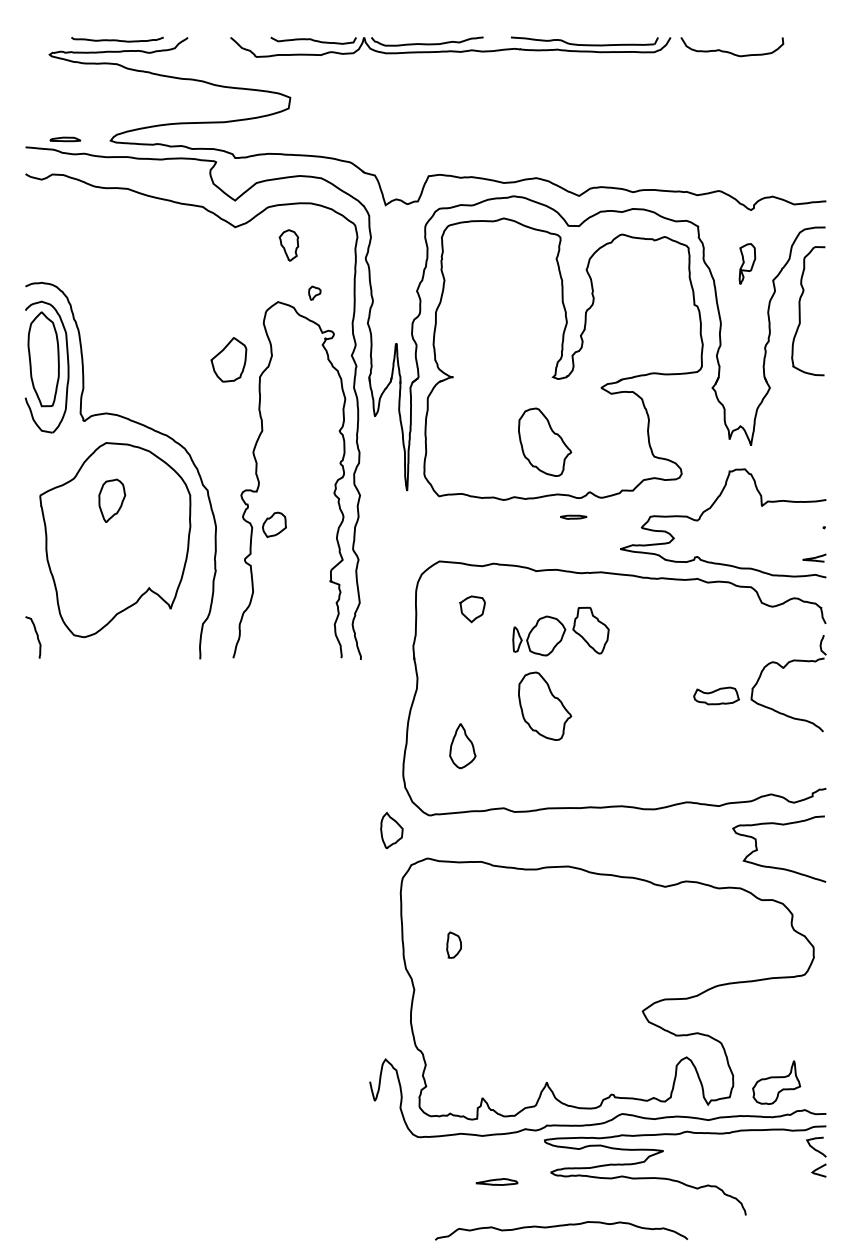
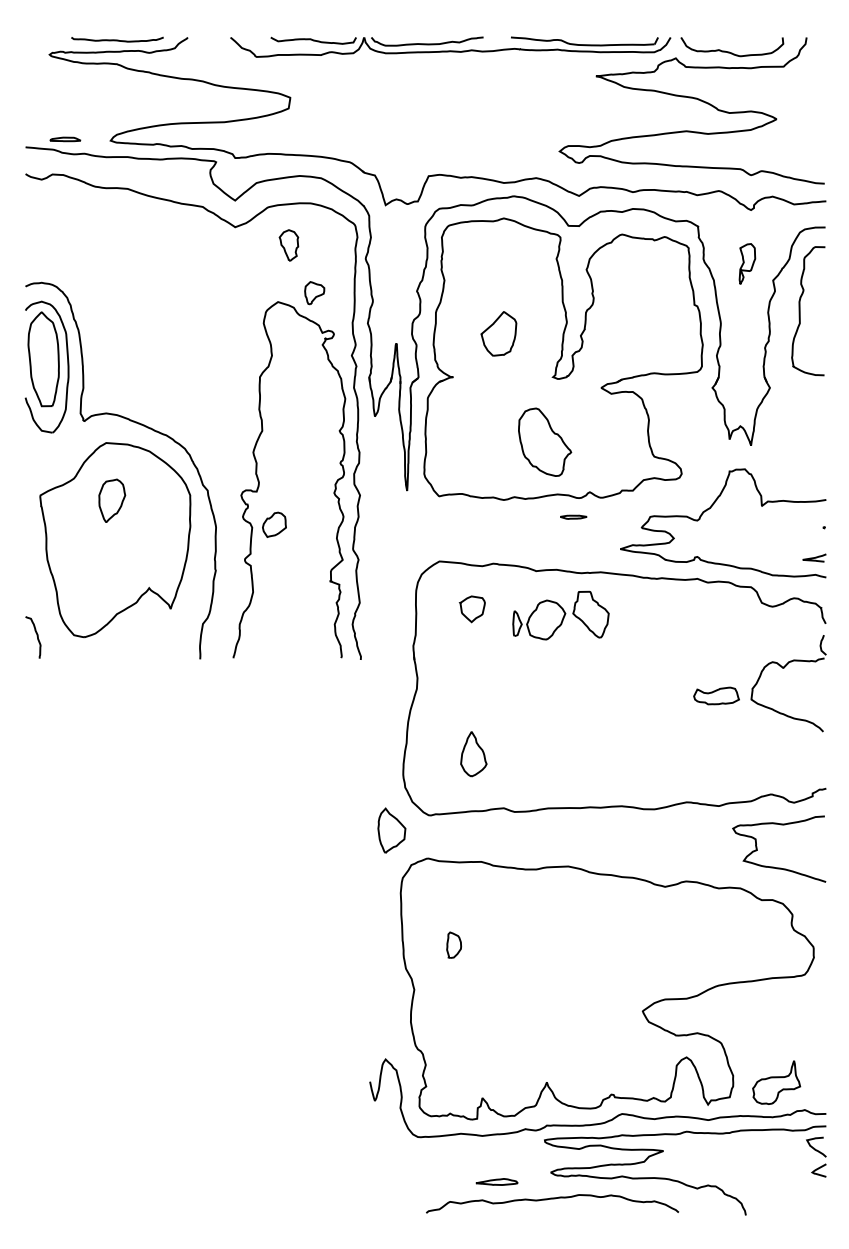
curve: none -> present (694, 99)
part size: 14x16 px -> 22x25 px (314, 293)
part position: (228, 359) -> (498, 333) (498, 333)
part position: (560, 631) -> (560, 615) (560, 615)
part: present -> none (545, 705)
part position: (462, 746) -> (473, 754) (473, 754)
part size: 24x37 px -> 30x47 px (391, 830)
curve position: (561, 1226) -> (552, 1199) (552, 1199)
